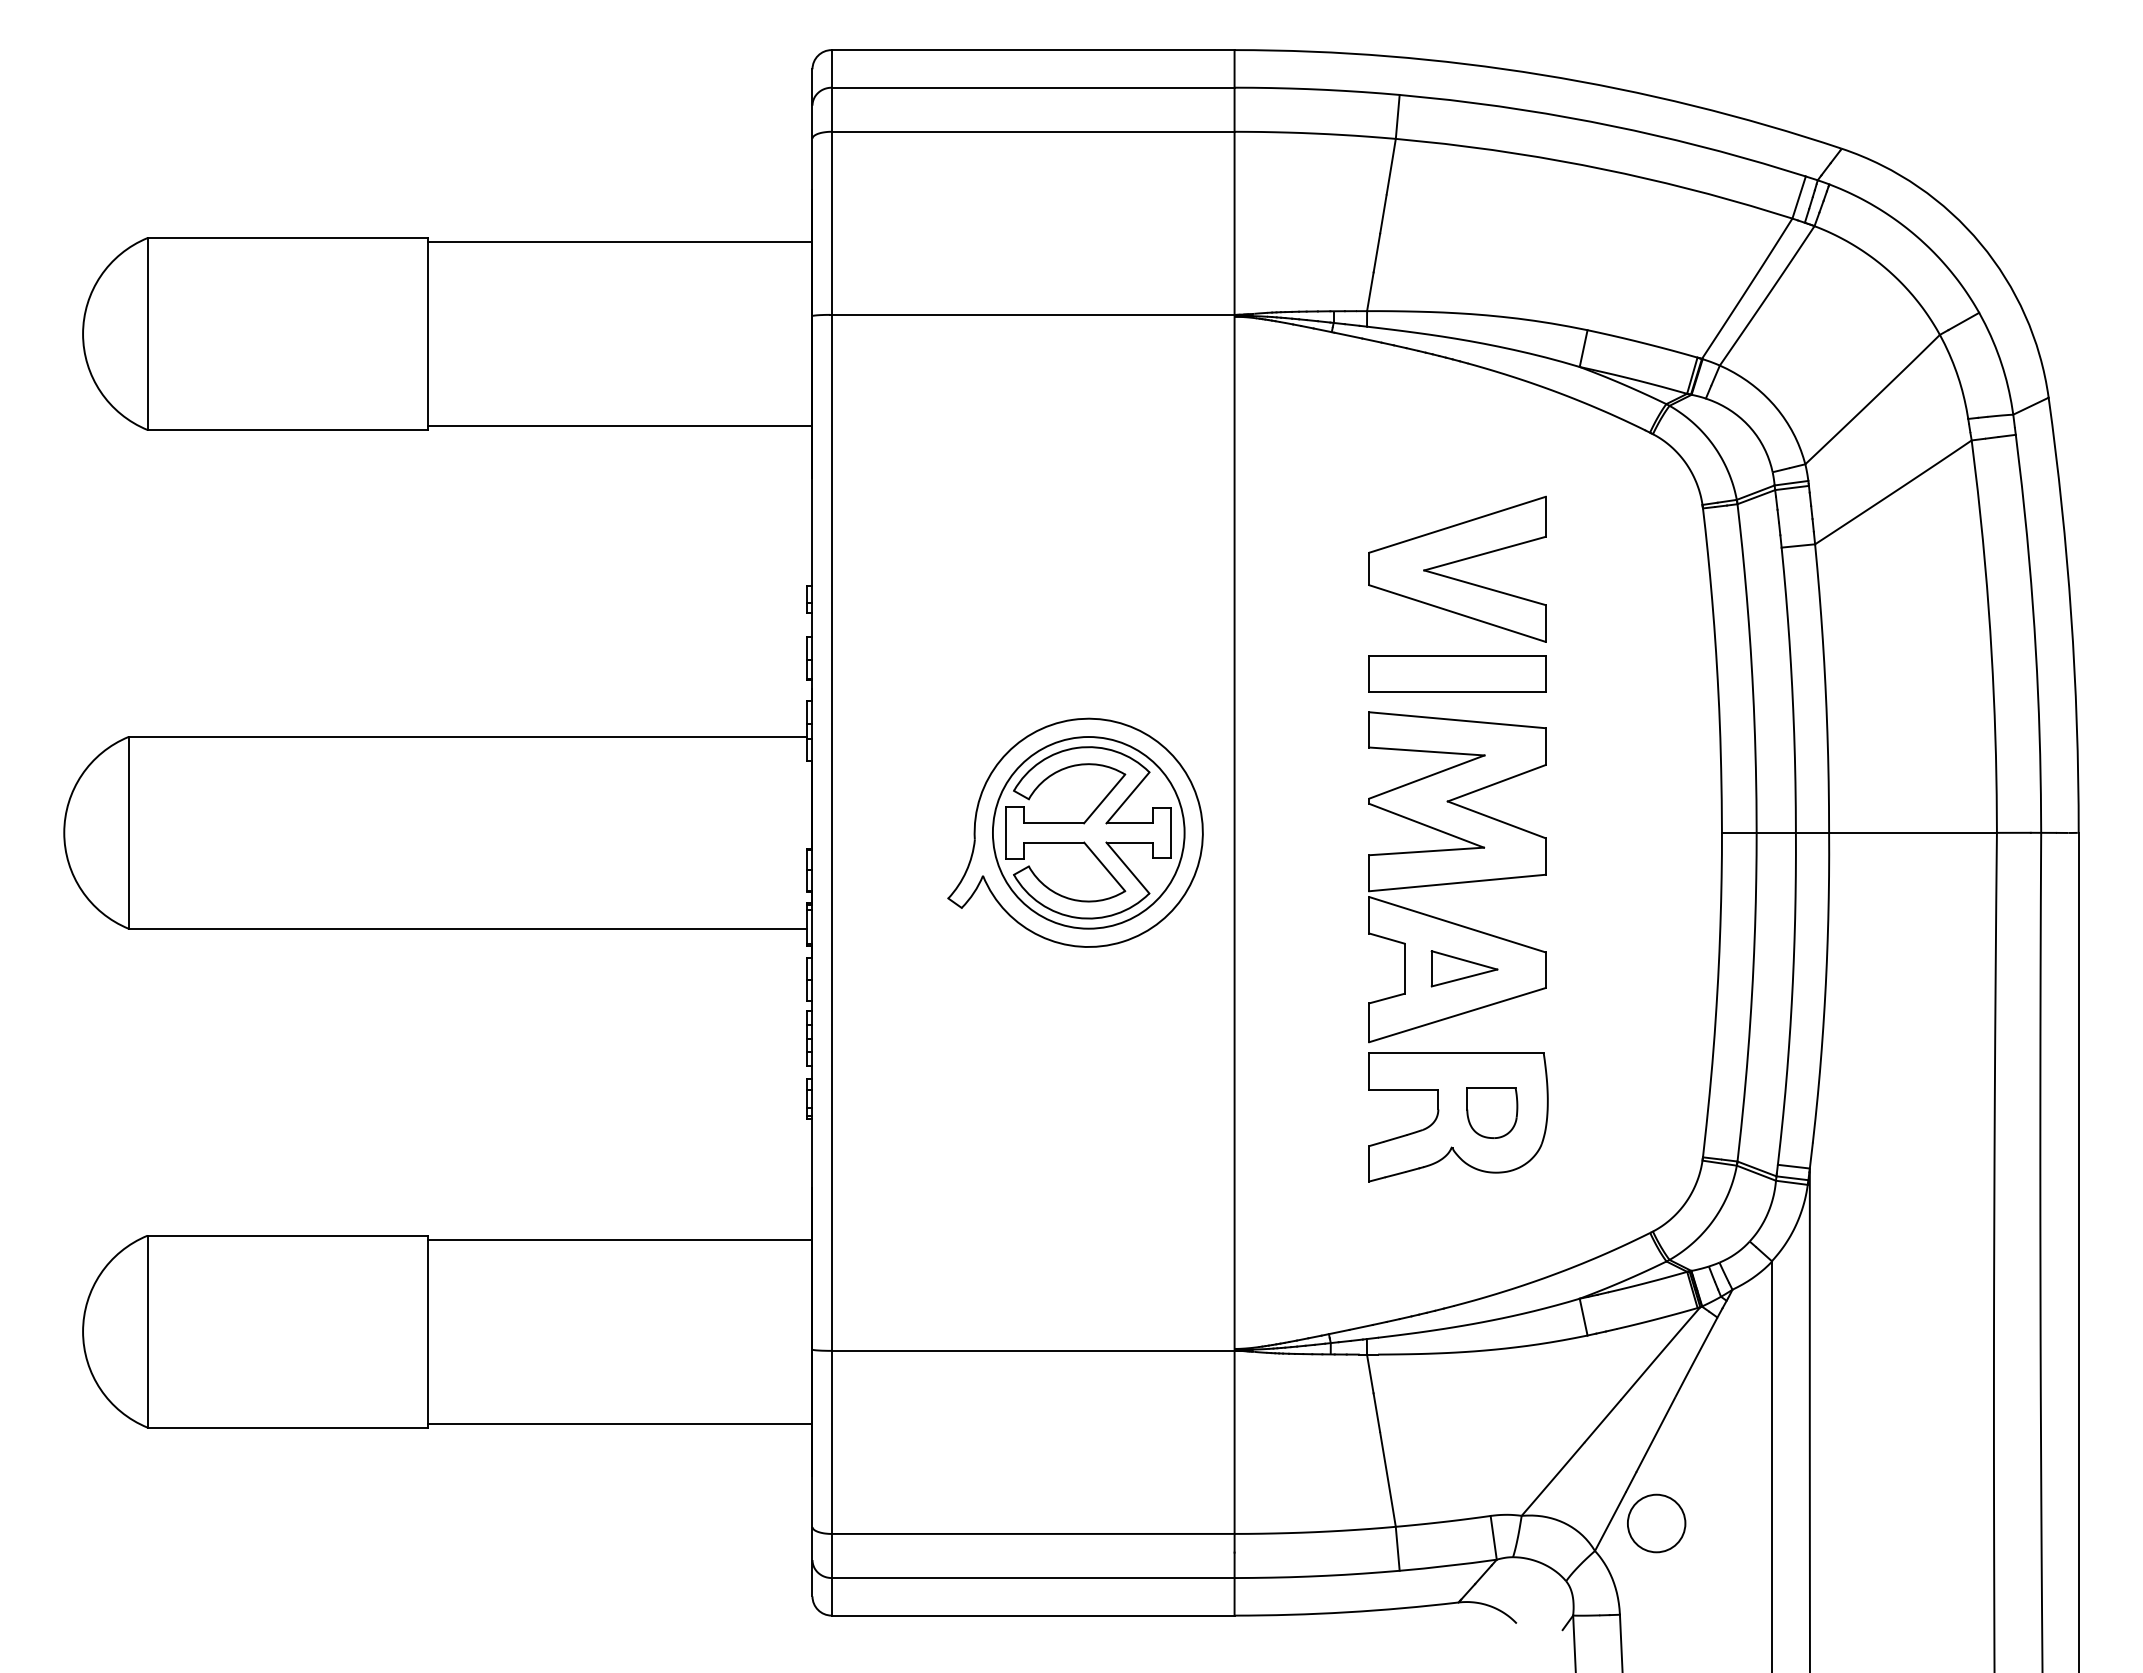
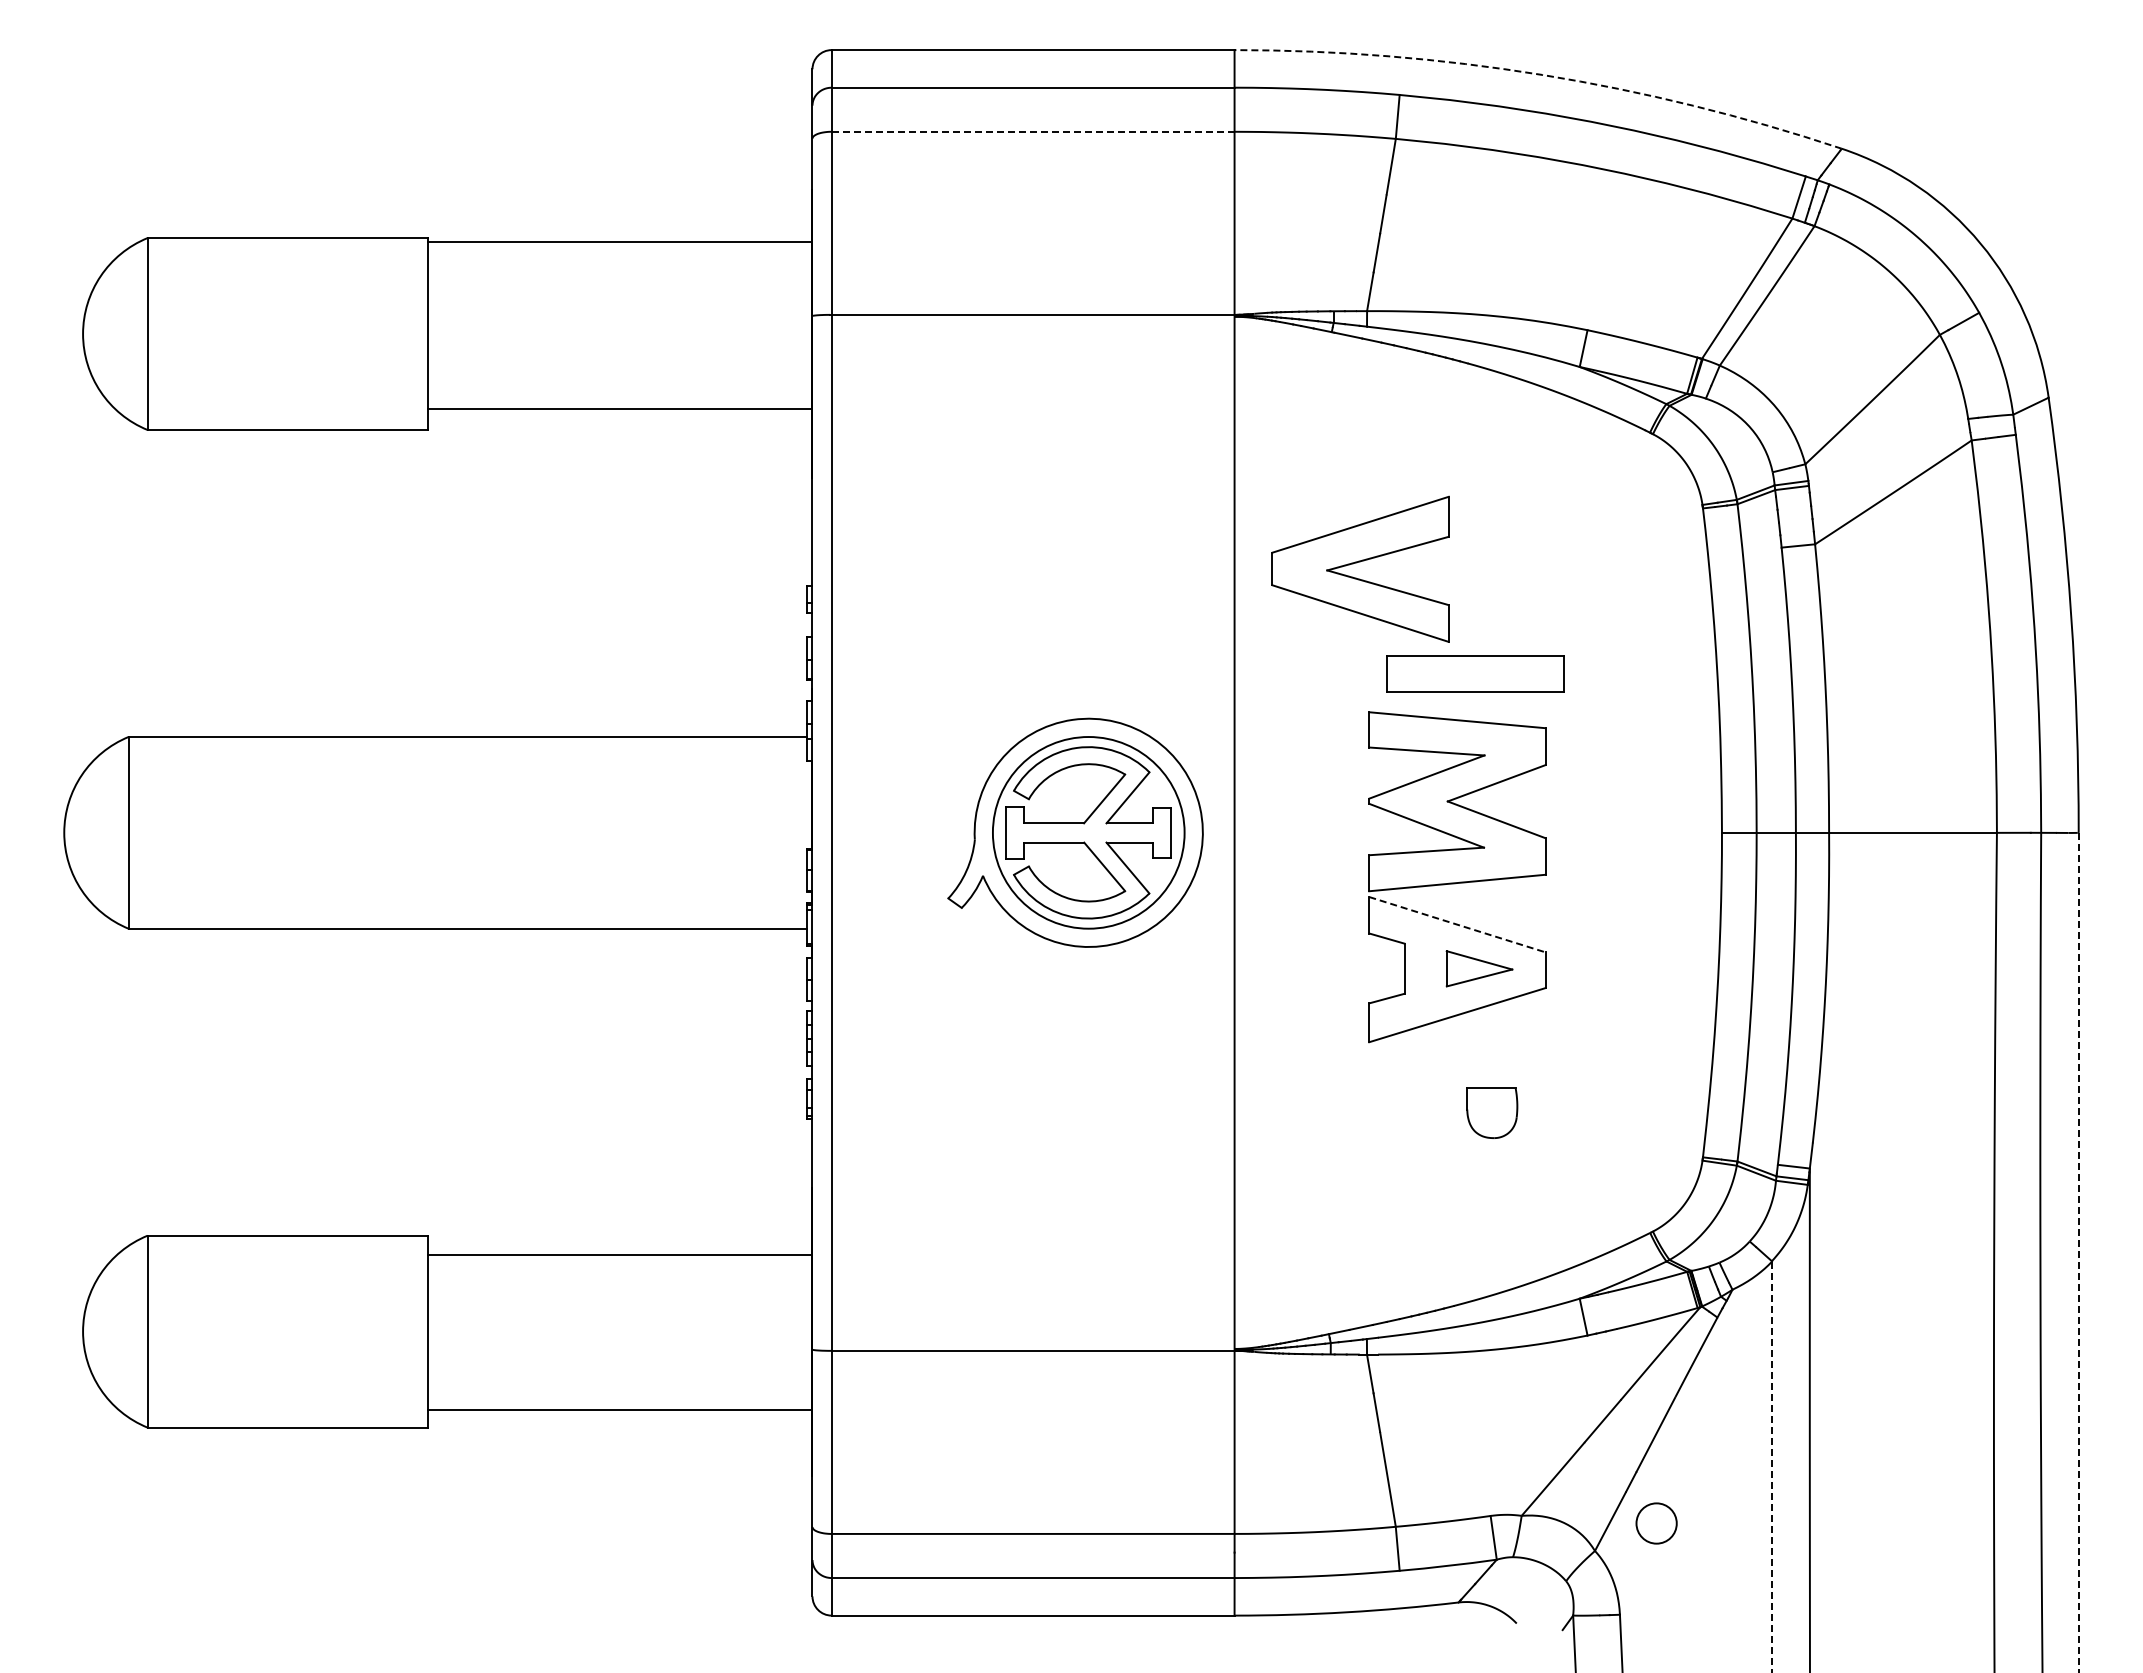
arc: solid -> dashed (1542, 74)
line: solid -> dashed (1032, 131)
line position: (620, 426) -> (620, 409) (620, 409)
part position: (1457, 568) -> (1360, 568) (1360, 568)
part position: (1457, 673) -> (1475, 673) (1475, 673)
line: solid -> dashed (1458, 924)
part position: (1464, 968) -> (1479, 968) (1479, 968)
part: present -> none (1458, 1117)
line position: (620, 1239) -> (620, 1254) (620, 1254)
line: solid -> dashed (2078, 1252)
line position: (620, 1423) -> (620, 1409) (620, 1409)
line: solid -> dashed (1771, 1466)
circle diameter: 58 px -> 40 px (1656, 1523)
